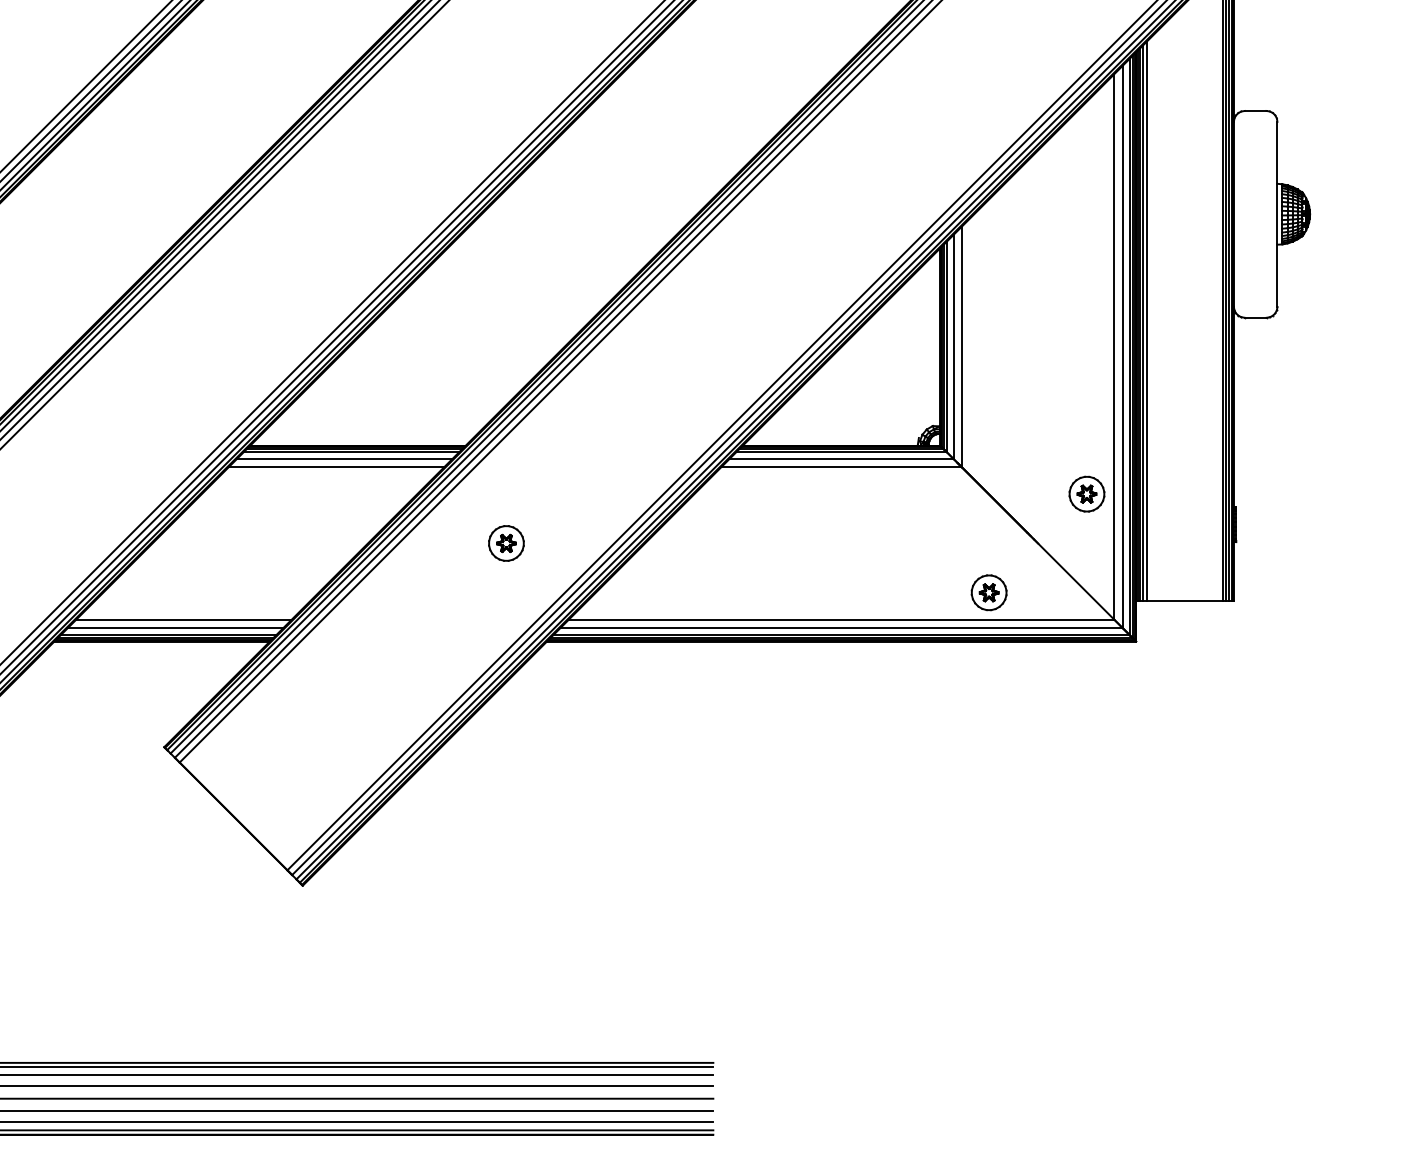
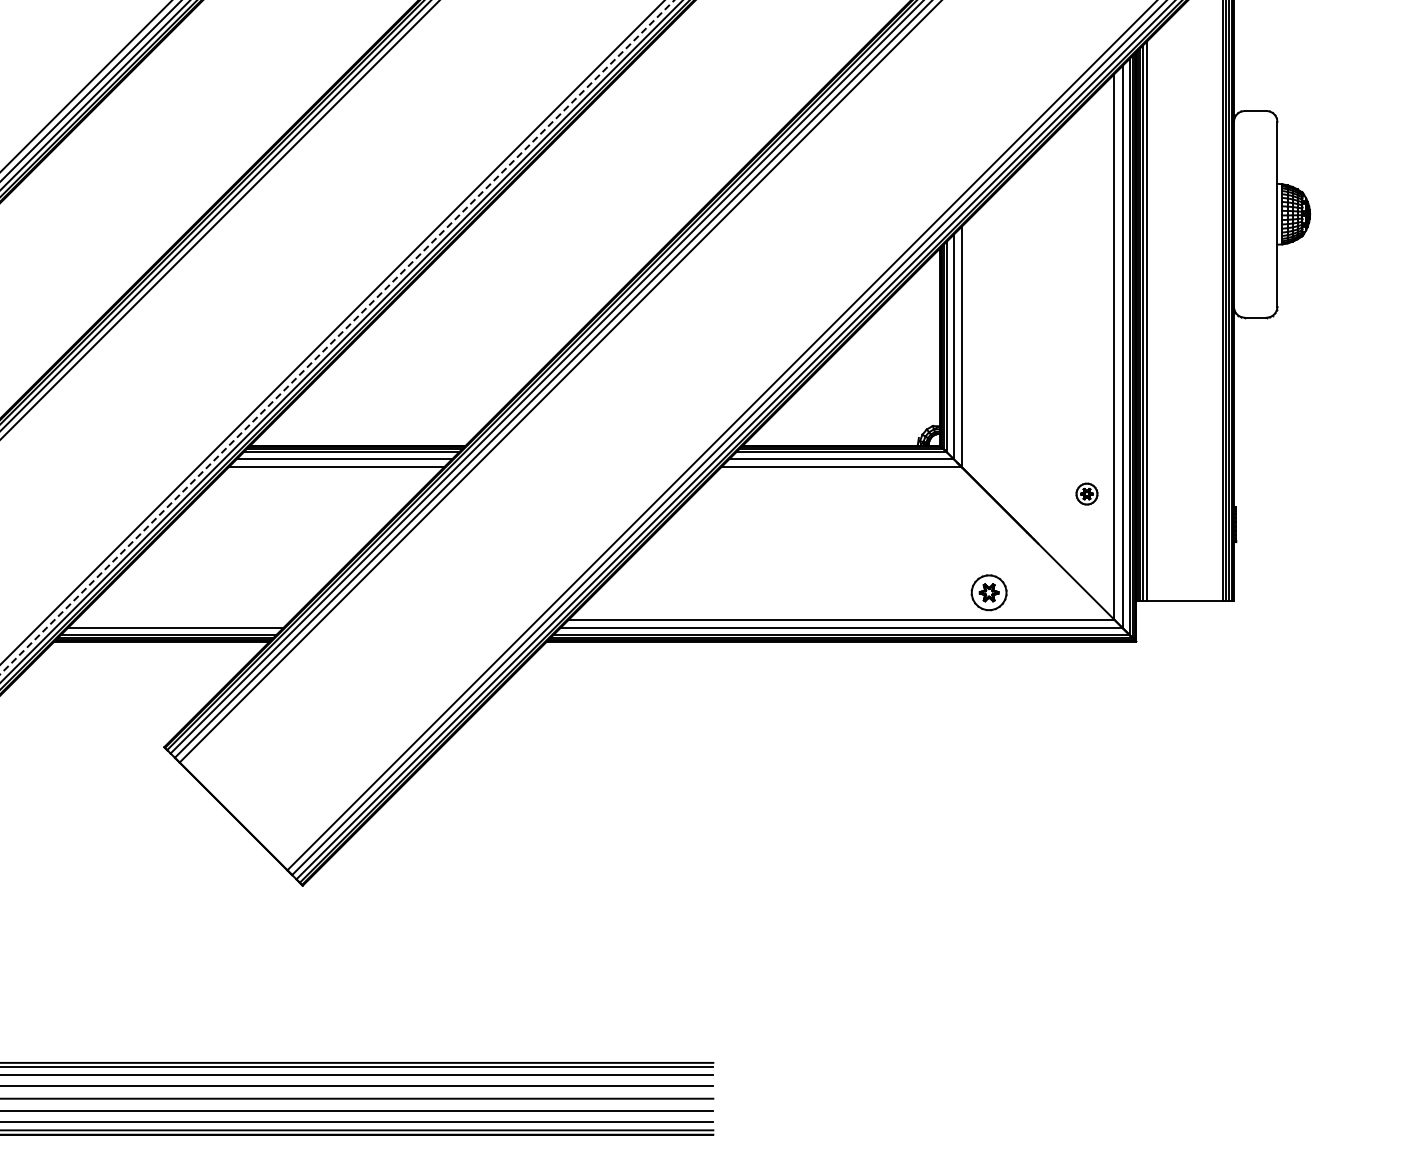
line: present -> none (224, 224)
line: solid -> dashed (336, 337)
part size: 38x38 px -> 24x24 px (1086, 493)
part: present -> none (506, 543)
line: present -> none (183, 619)
